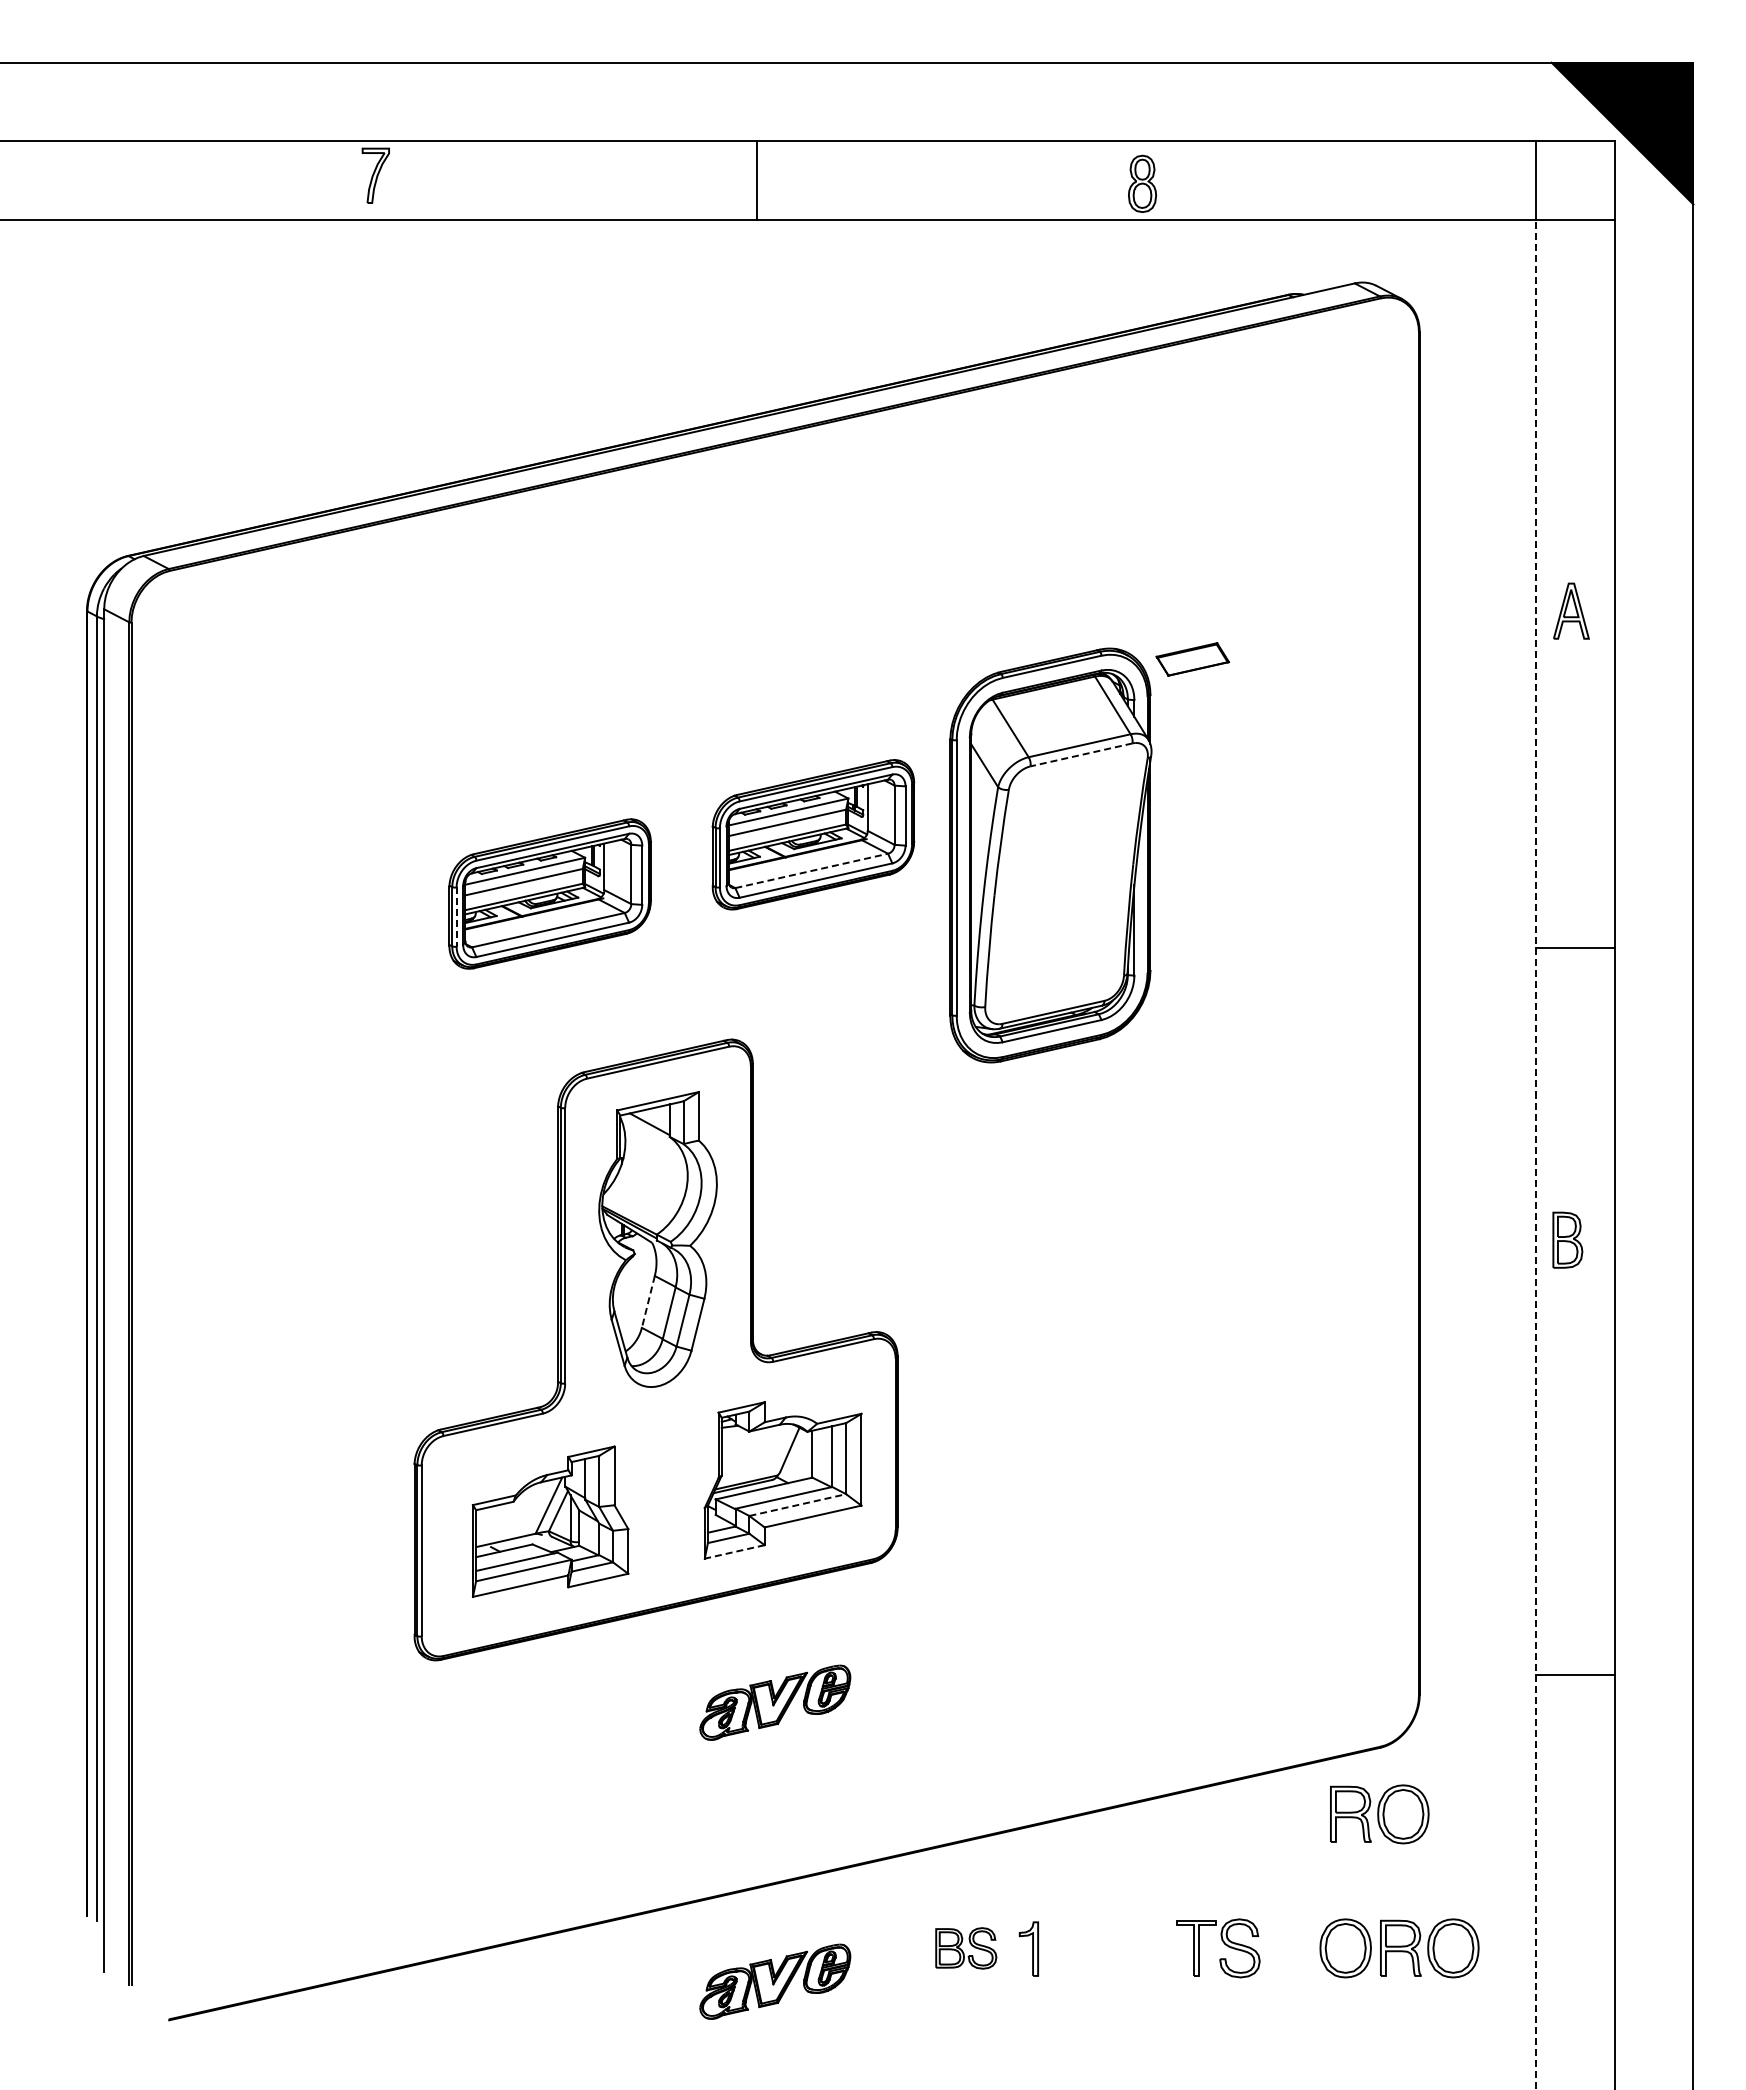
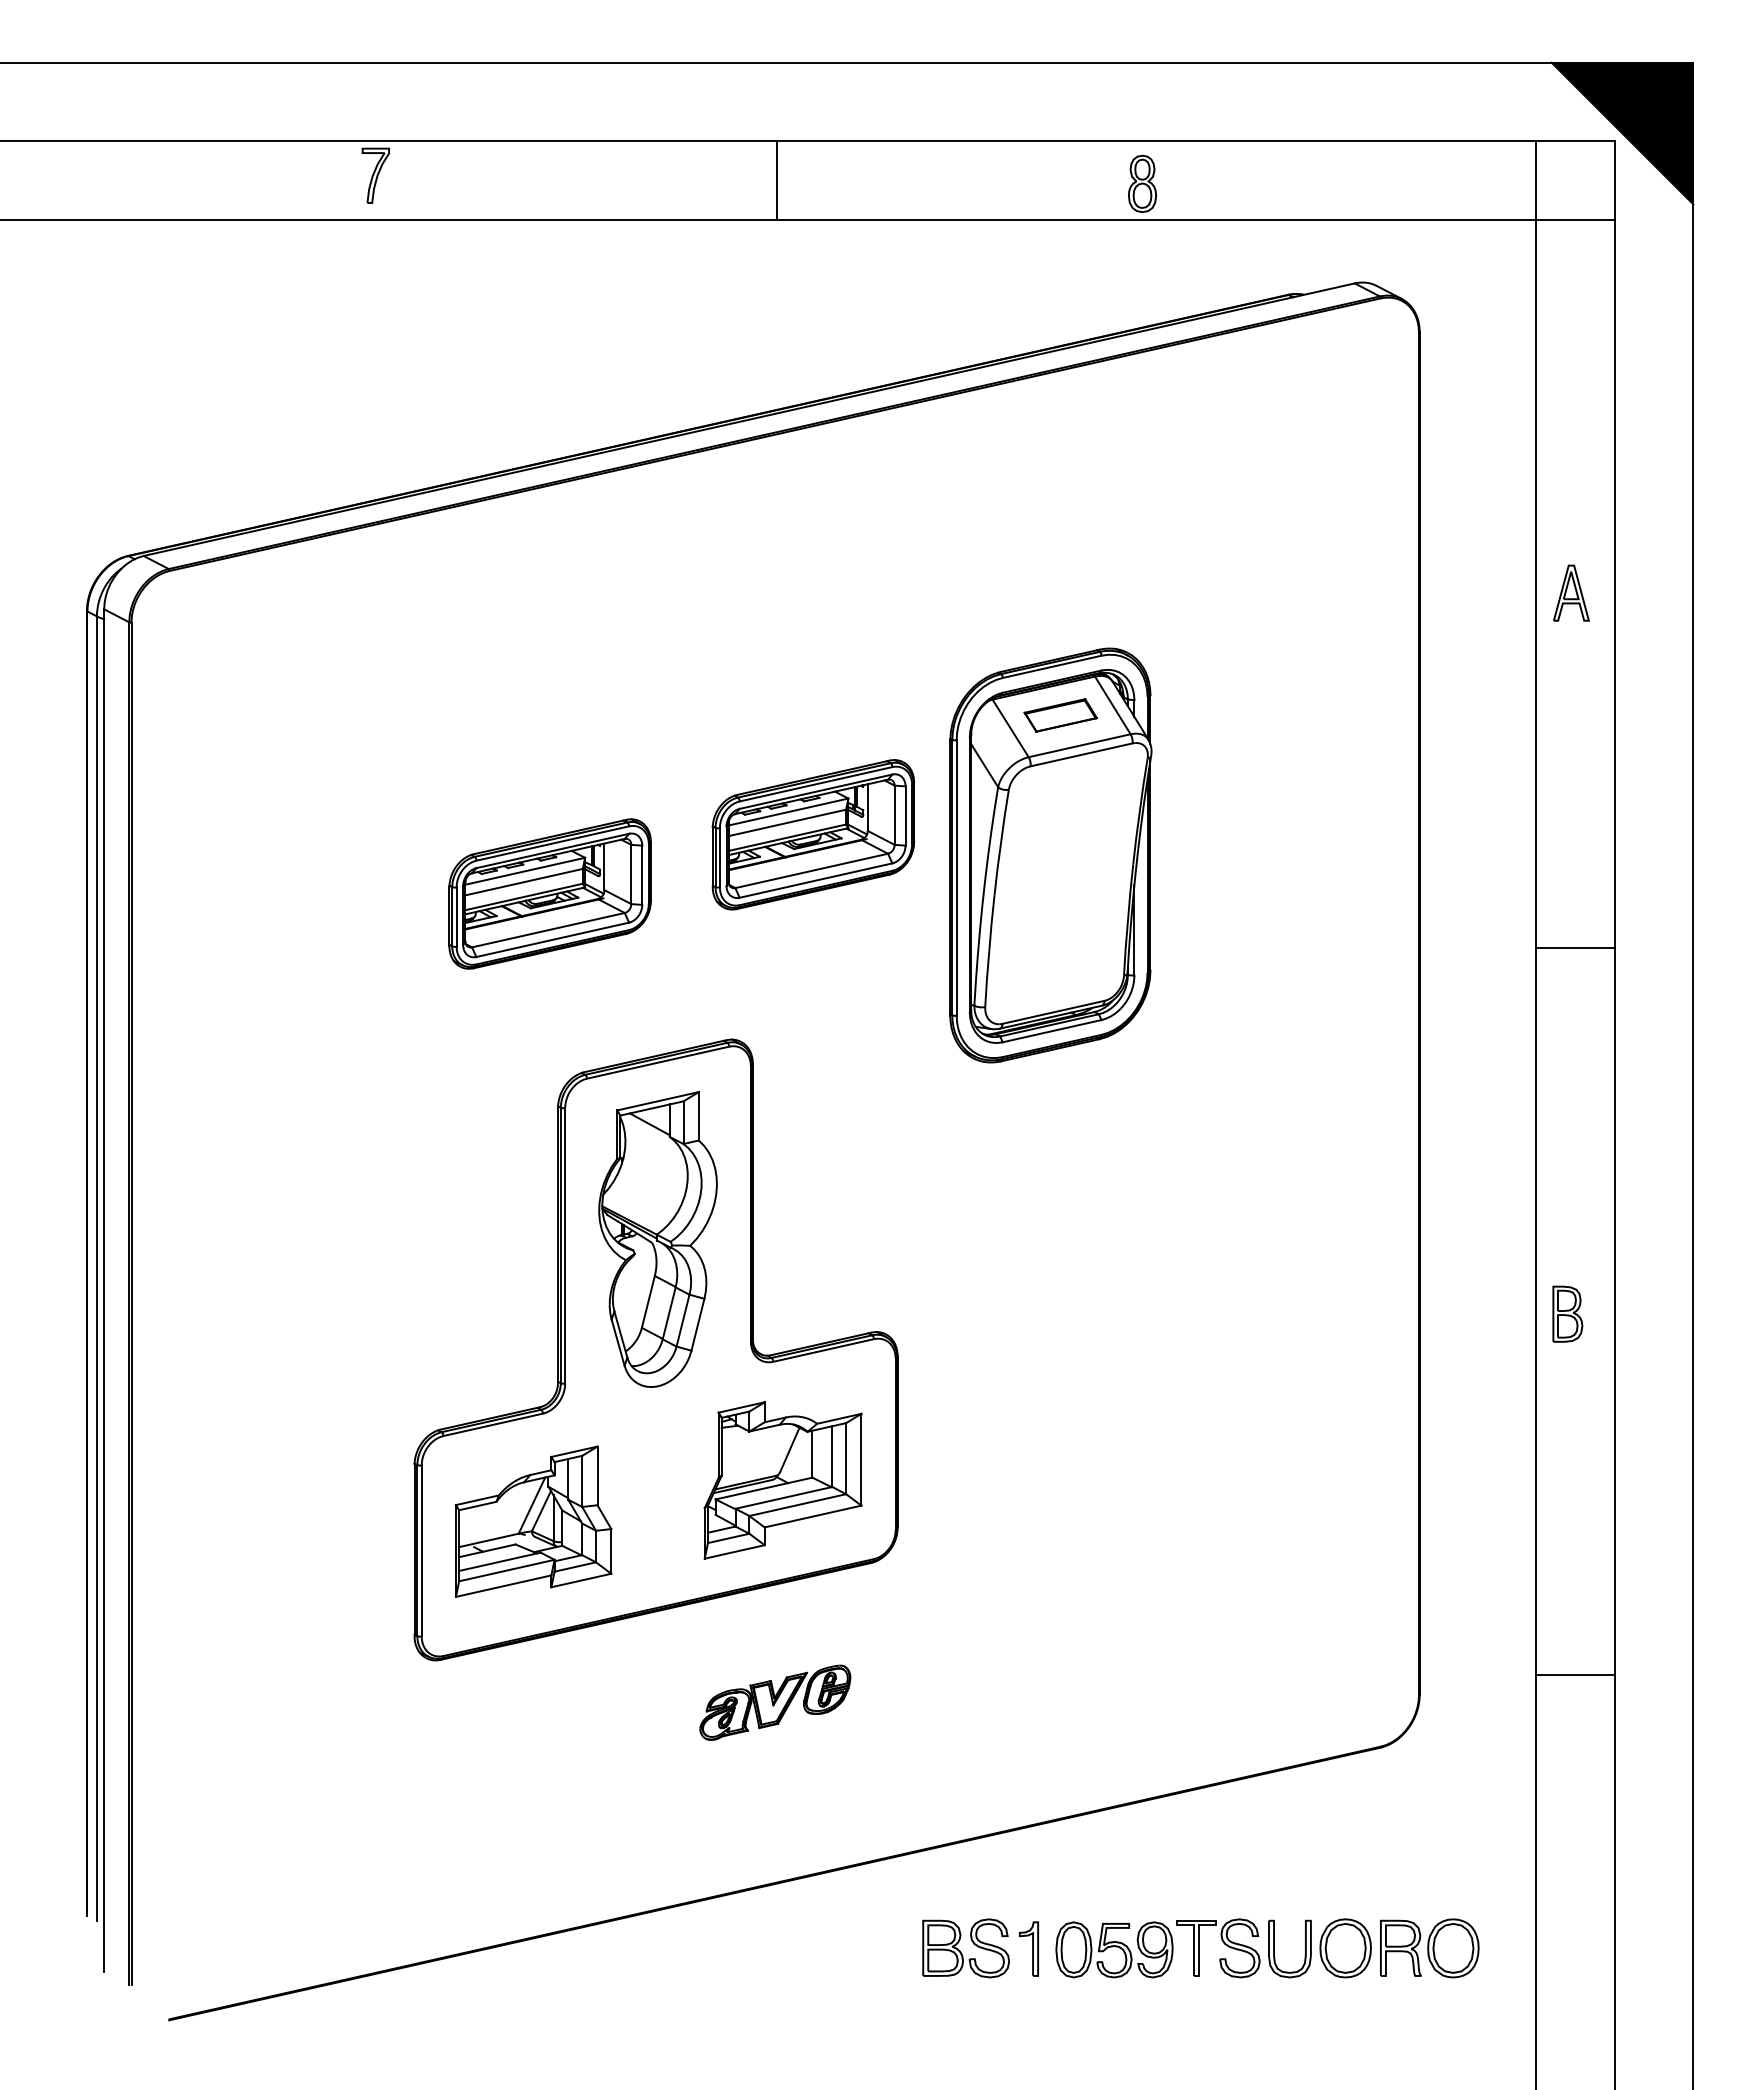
line position: (757, 180) -> (777, 180) (777, 180)
part position: (1571, 610) -> (1571, 592) (1571, 592)
part position: (1192, 659) -> (1060, 715) (1060, 715)
line: dashed -> solid (1081, 755)
line: dashed -> solid (812, 870)
line: dashed -> solid (456, 917)
line: dashed -> solid (1535, 1155)
part position: (1567, 1239) -> (1567, 1313) (1567, 1313)
line: dashed -> solid (648, 1301)
line: dashed -> solid (797, 1505)
part position: (550, 1521) -> (533, 1521) (533, 1521)
line: dashed -> solid (734, 1551)
part: present -> none (1379, 1814)
part size: 63x43 px -> 89x61 px (966, 1948)
part: none -> present (1274, 1948)
part: none -> present (1114, 1949)
part: present -> none (775, 1981)
